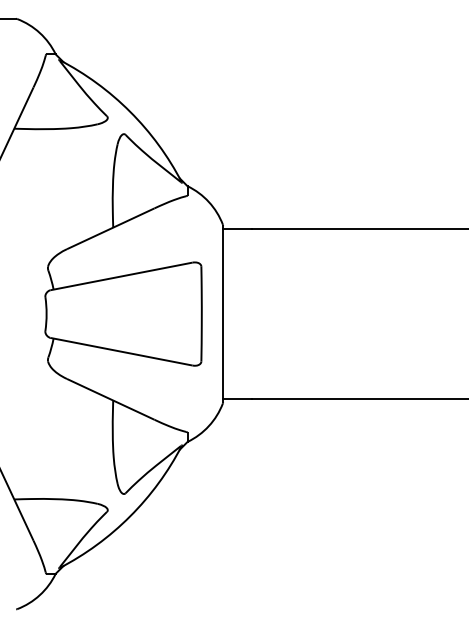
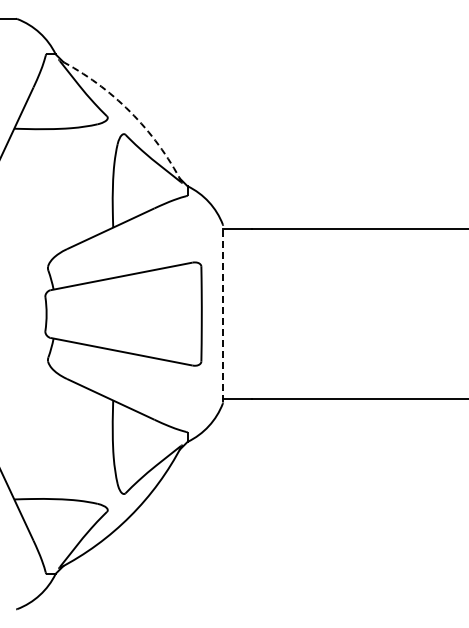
arc: solid -> dashed (130, 111)
line: solid -> dashed (223, 313)
